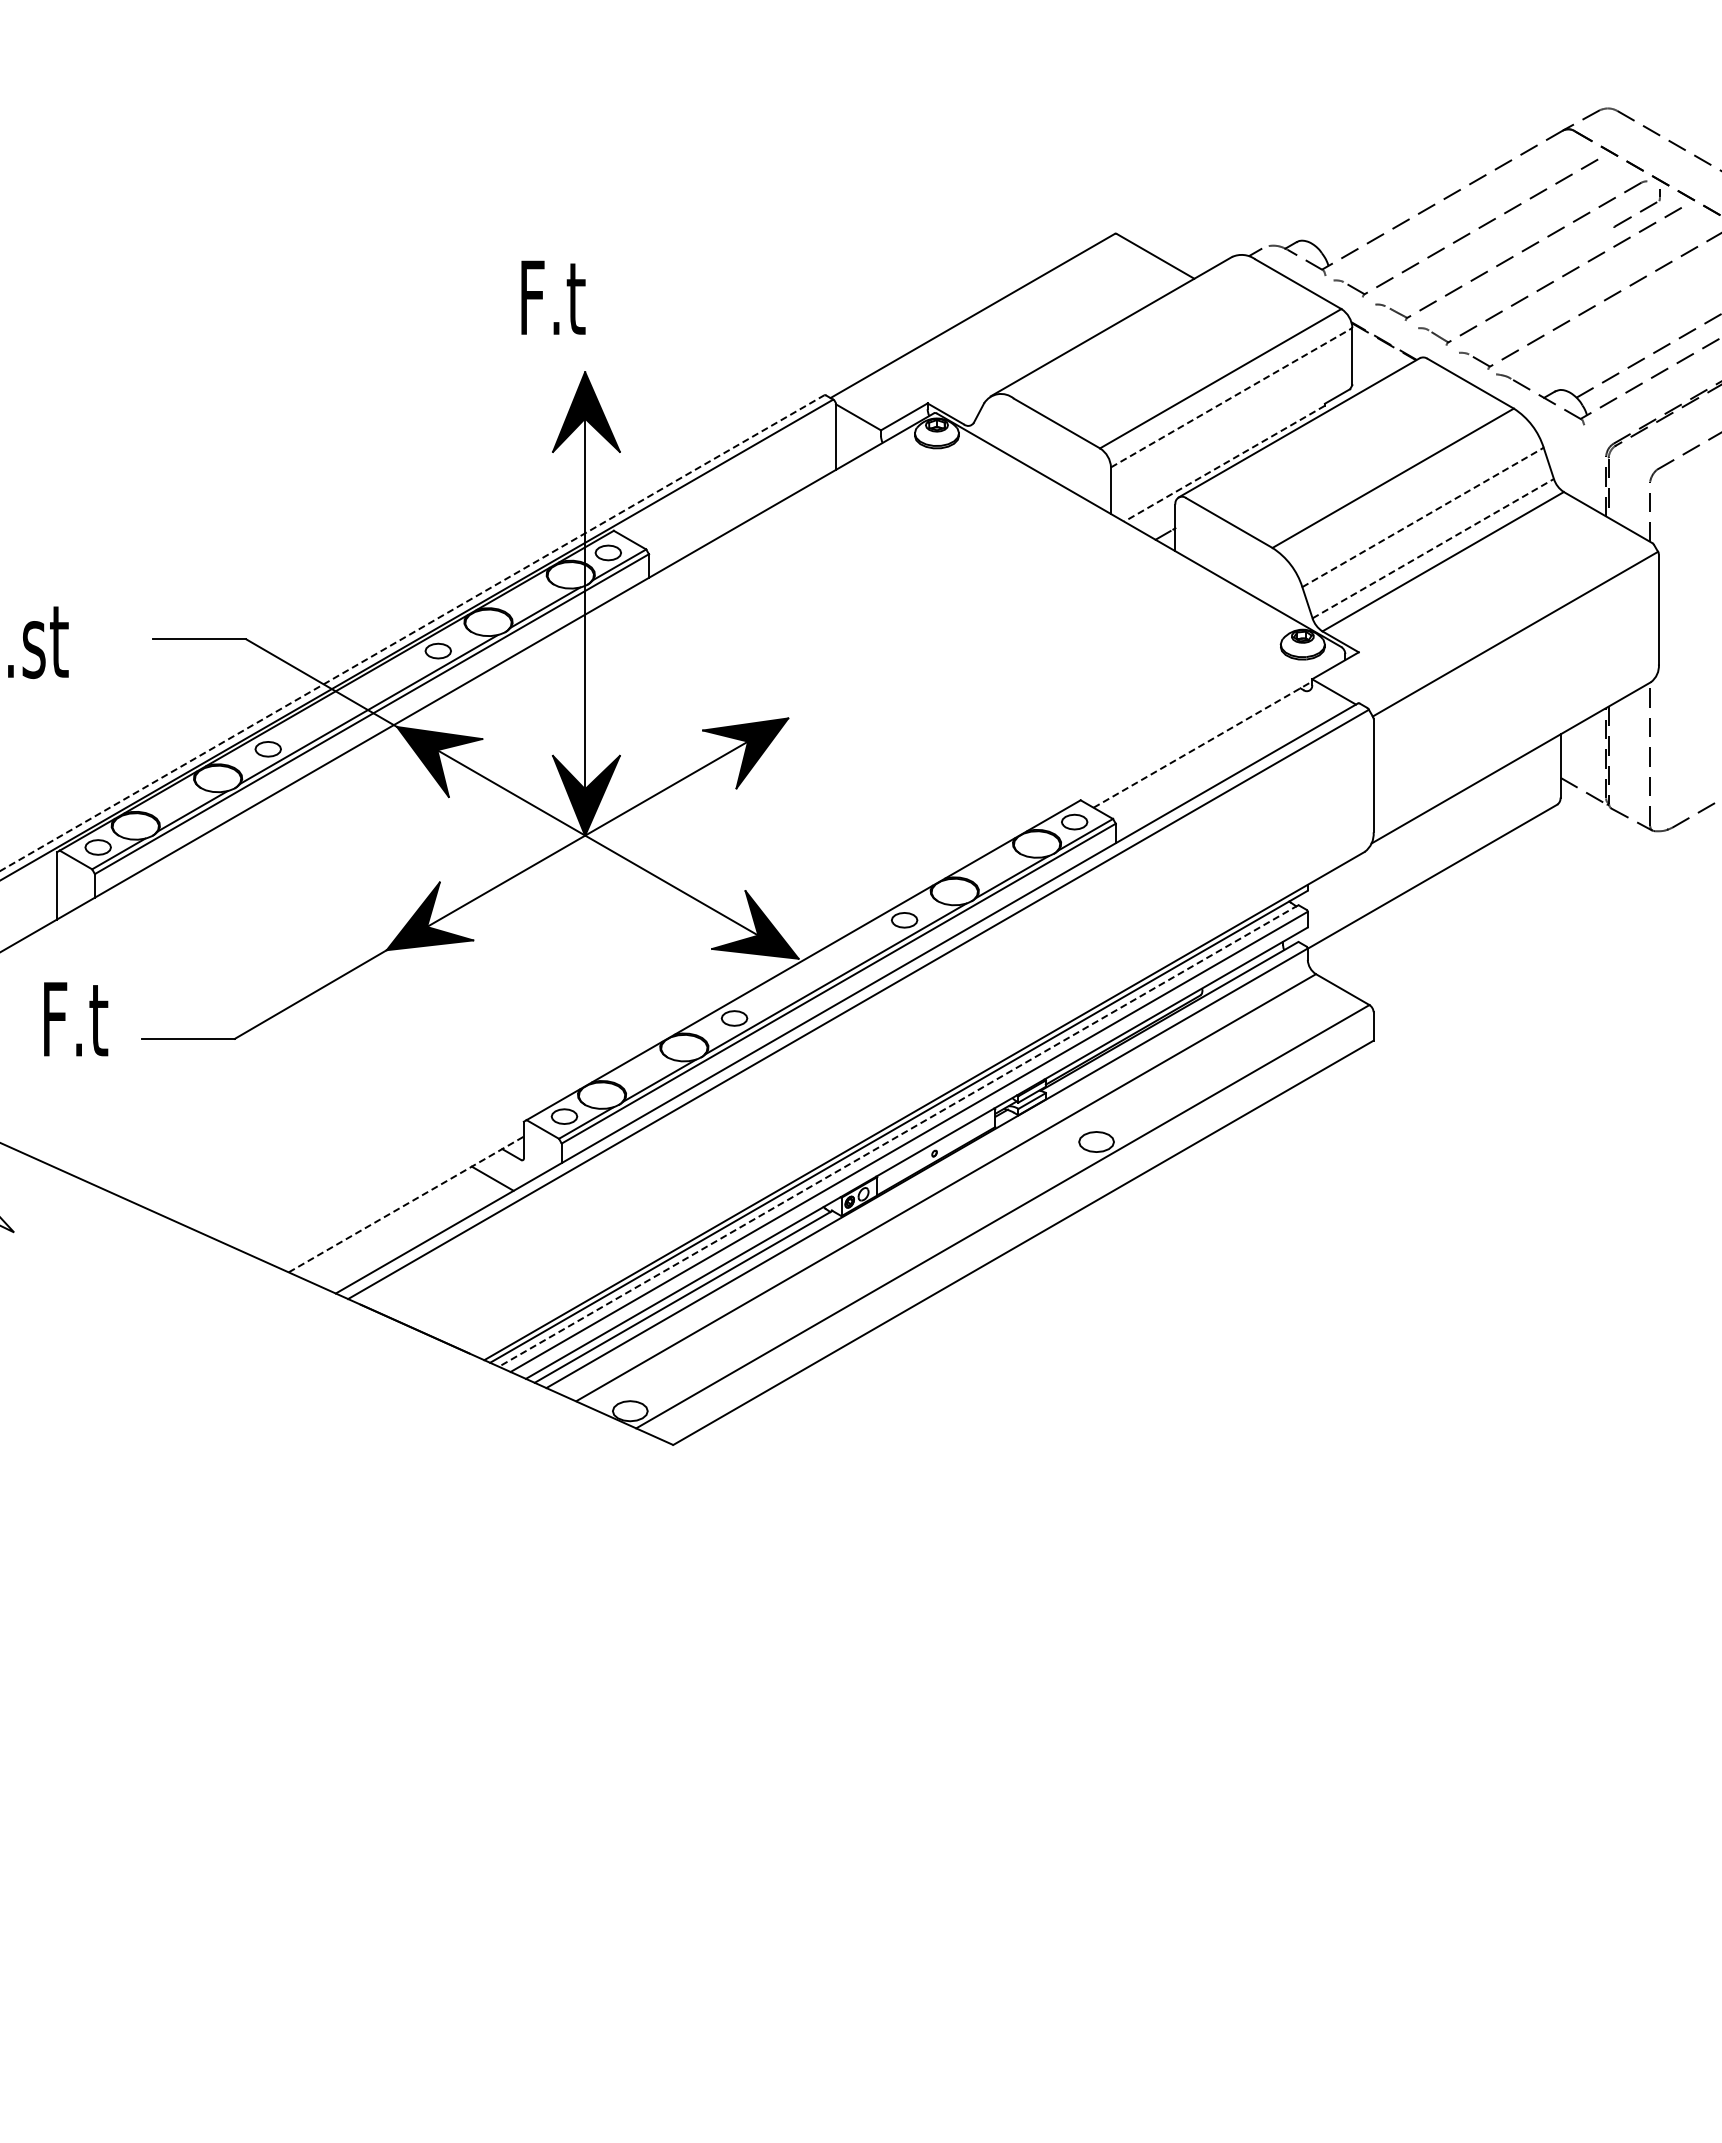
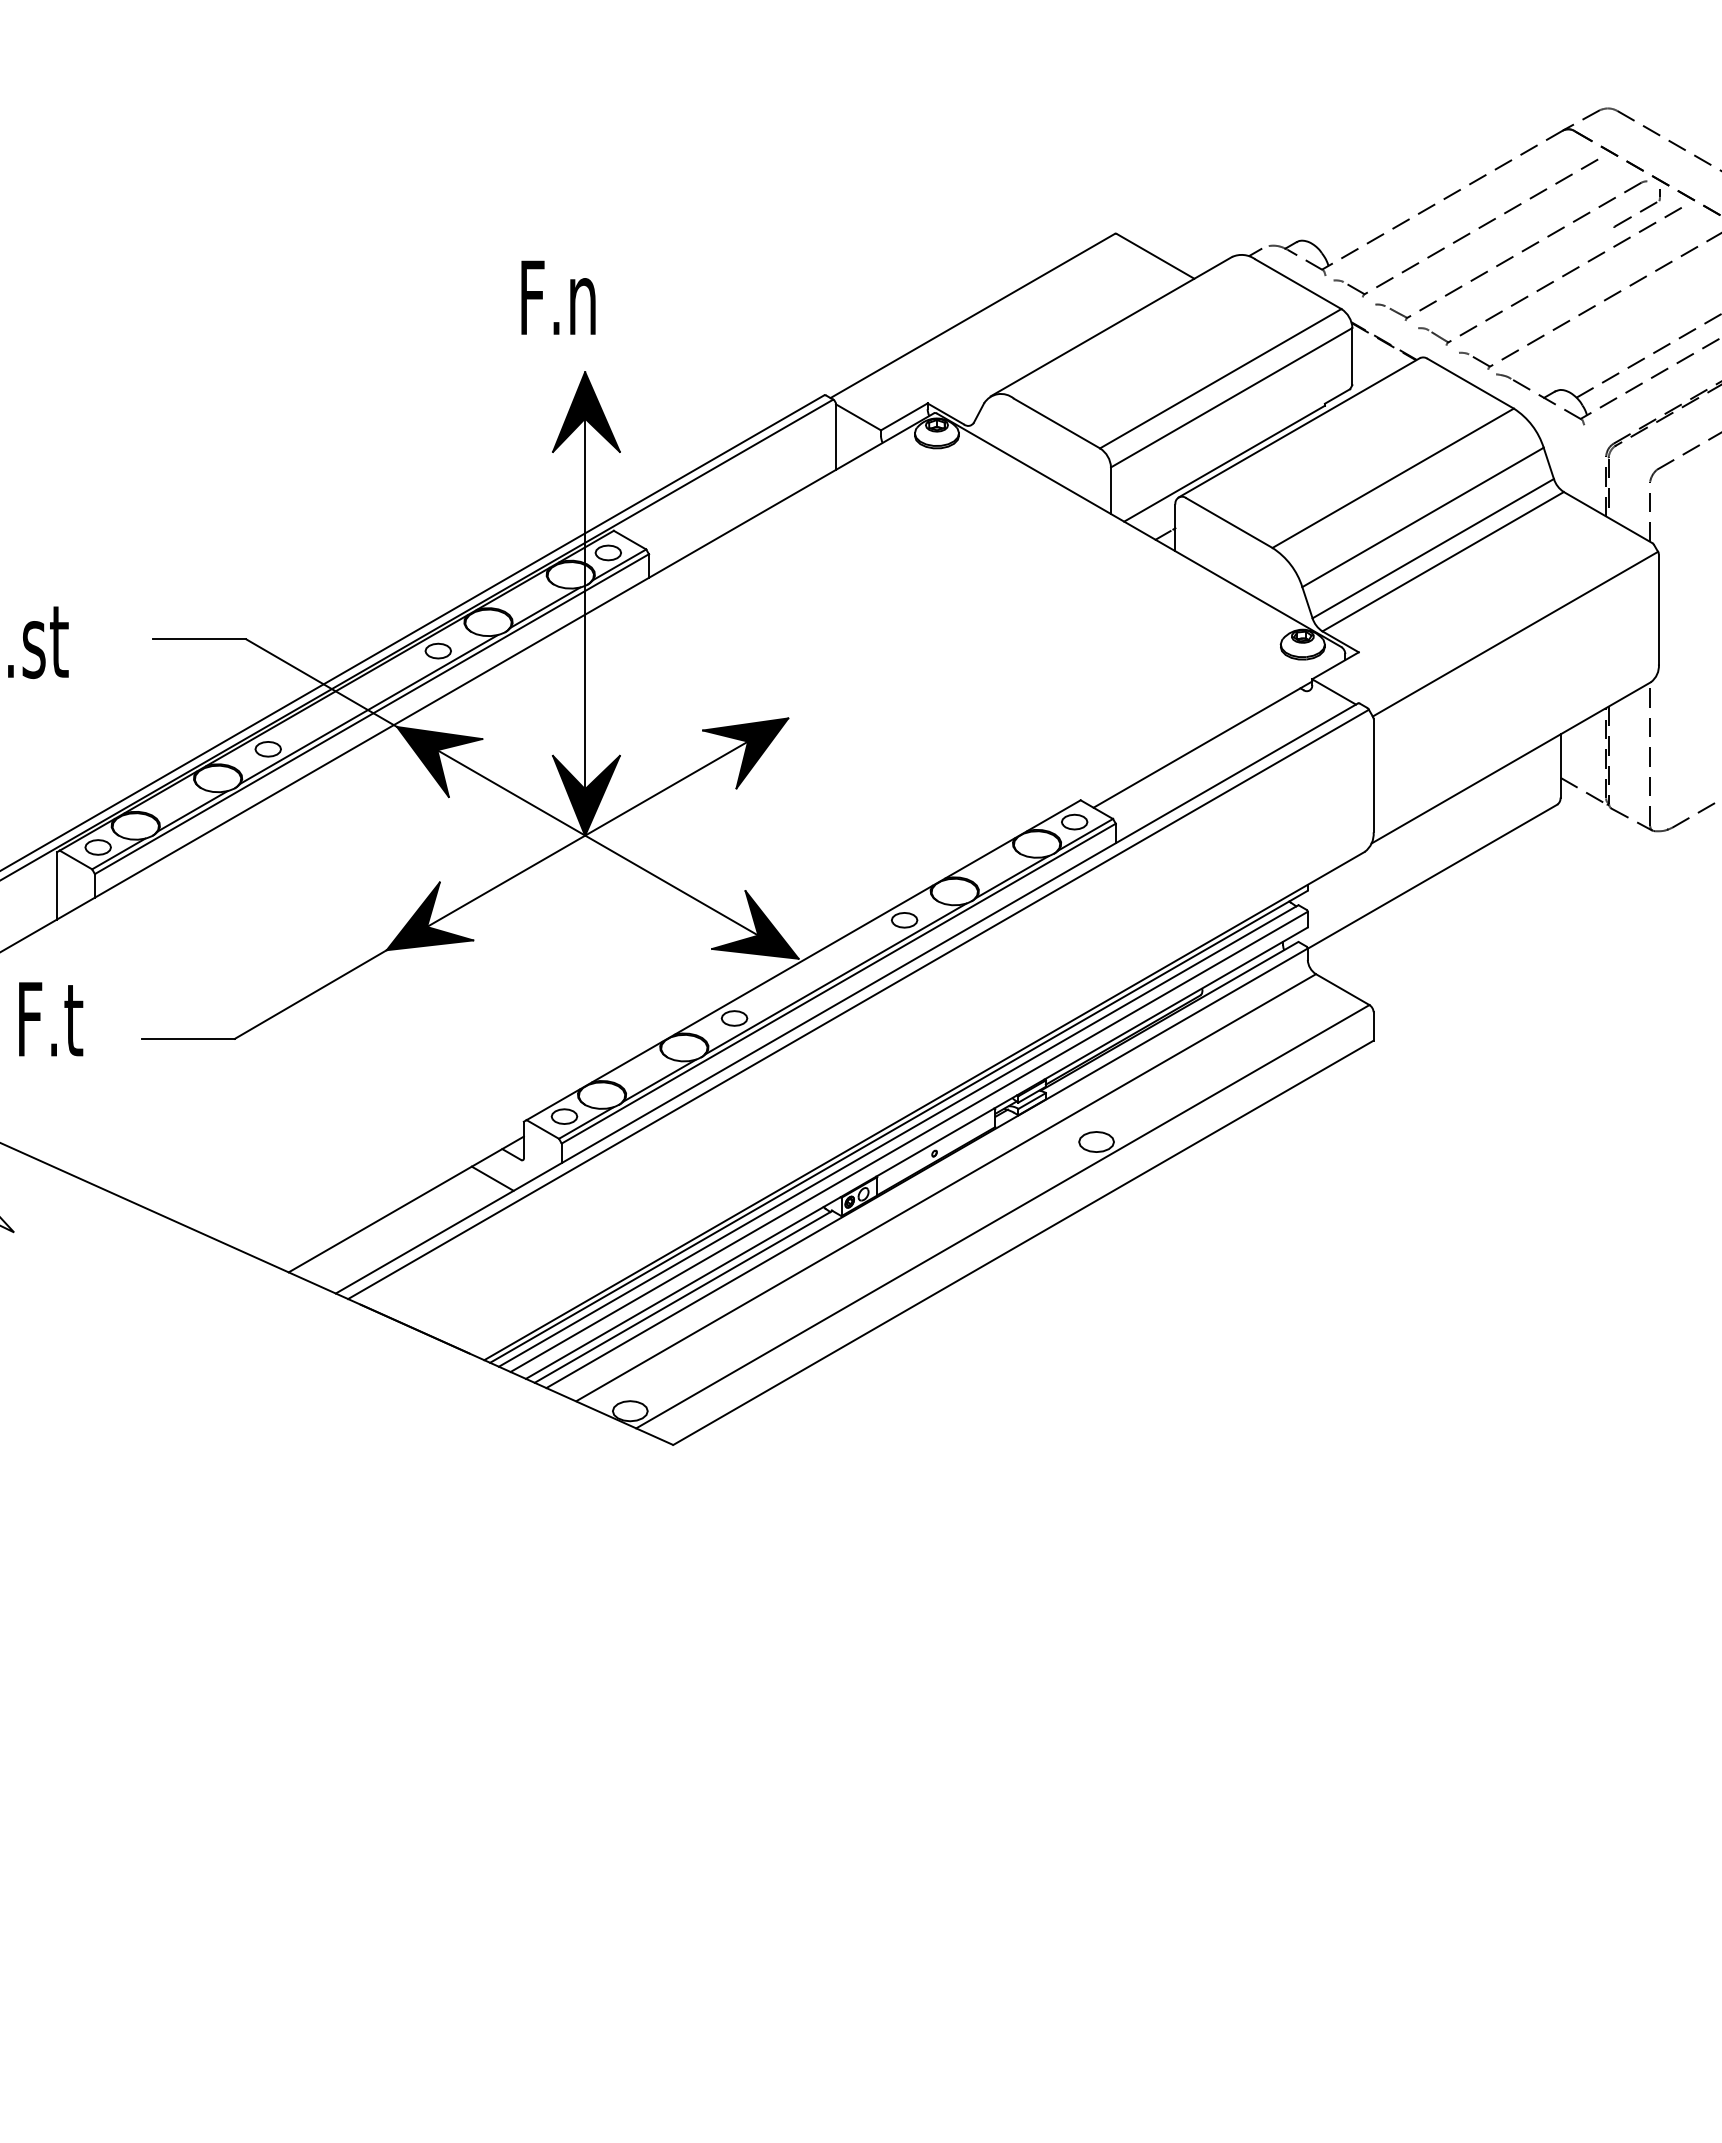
text: F.t -> F.n (580, 298)
line: dashed -> solid (1232, 397)
line: dashed -> solid (1224, 463)
line: dashed -> solid (1423, 517)
line: dashed -> solid (1433, 548)
line: dashed -> solid (412, 633)
line: dashed -> solid (1203, 744)
text position: (76, 1019) -> (51, 1019) (51, 1019)
line: dashed -> solid (898, 1136)
line: dashed -> solid (406, 1204)
